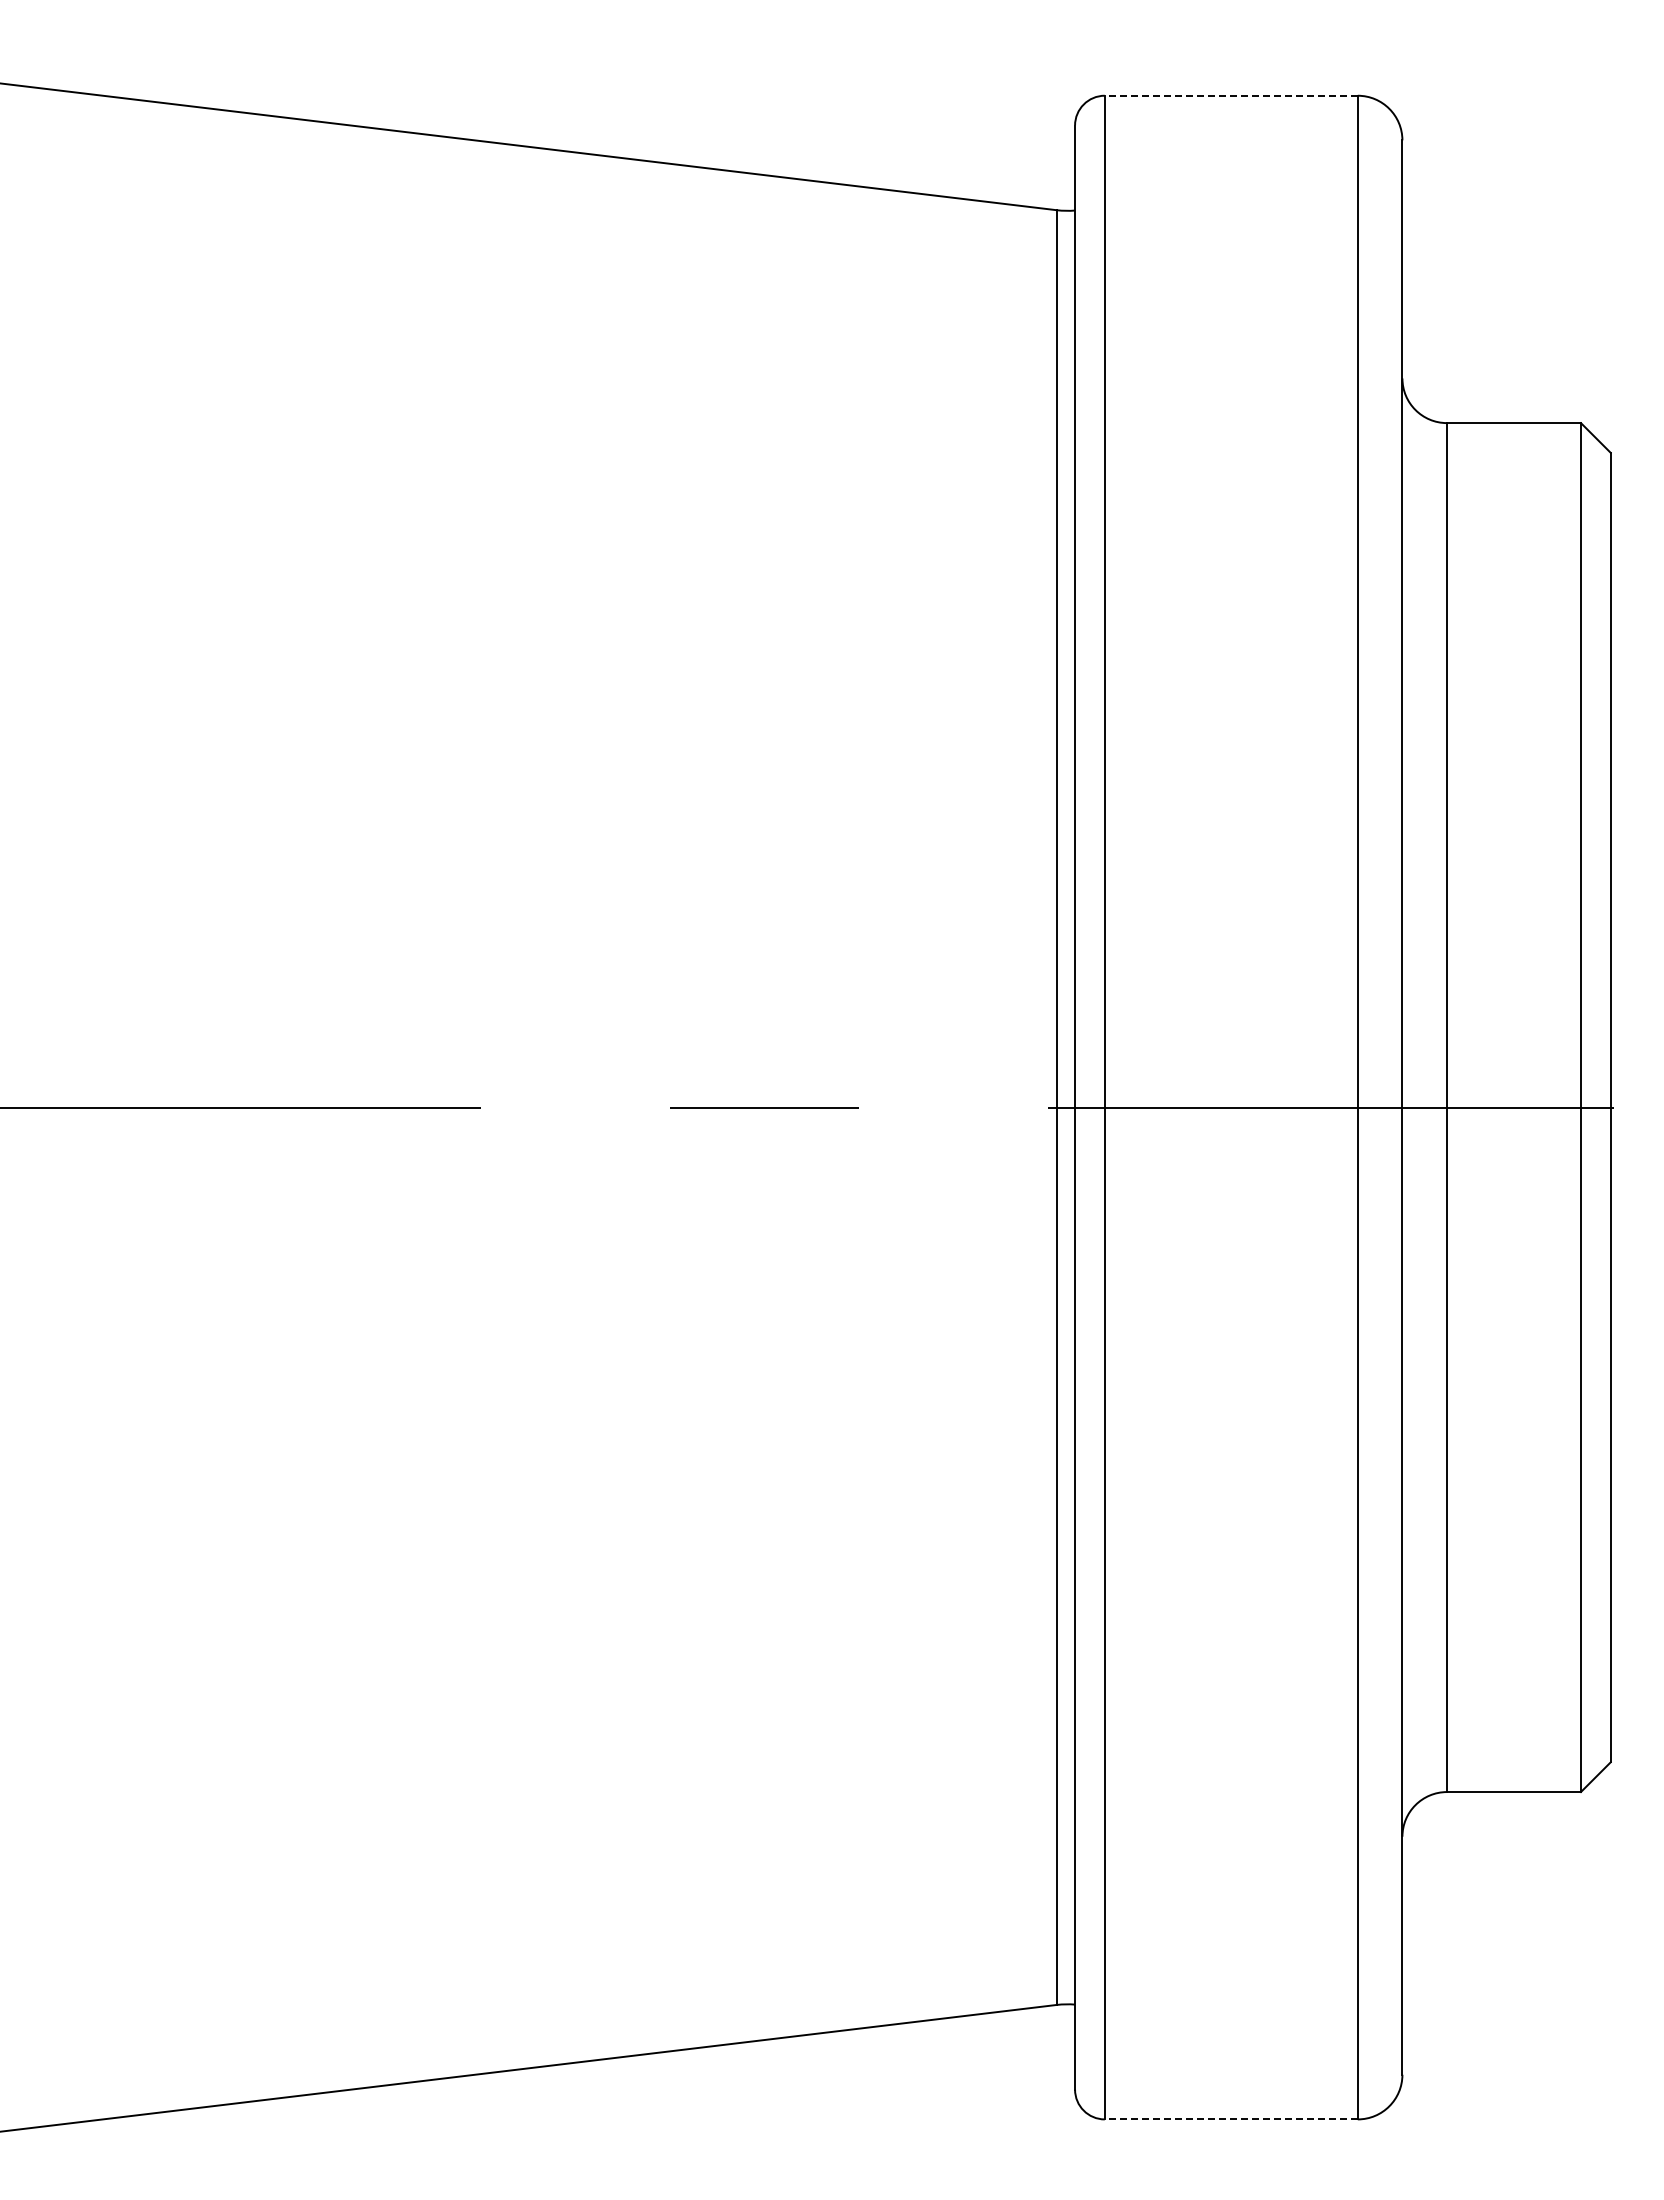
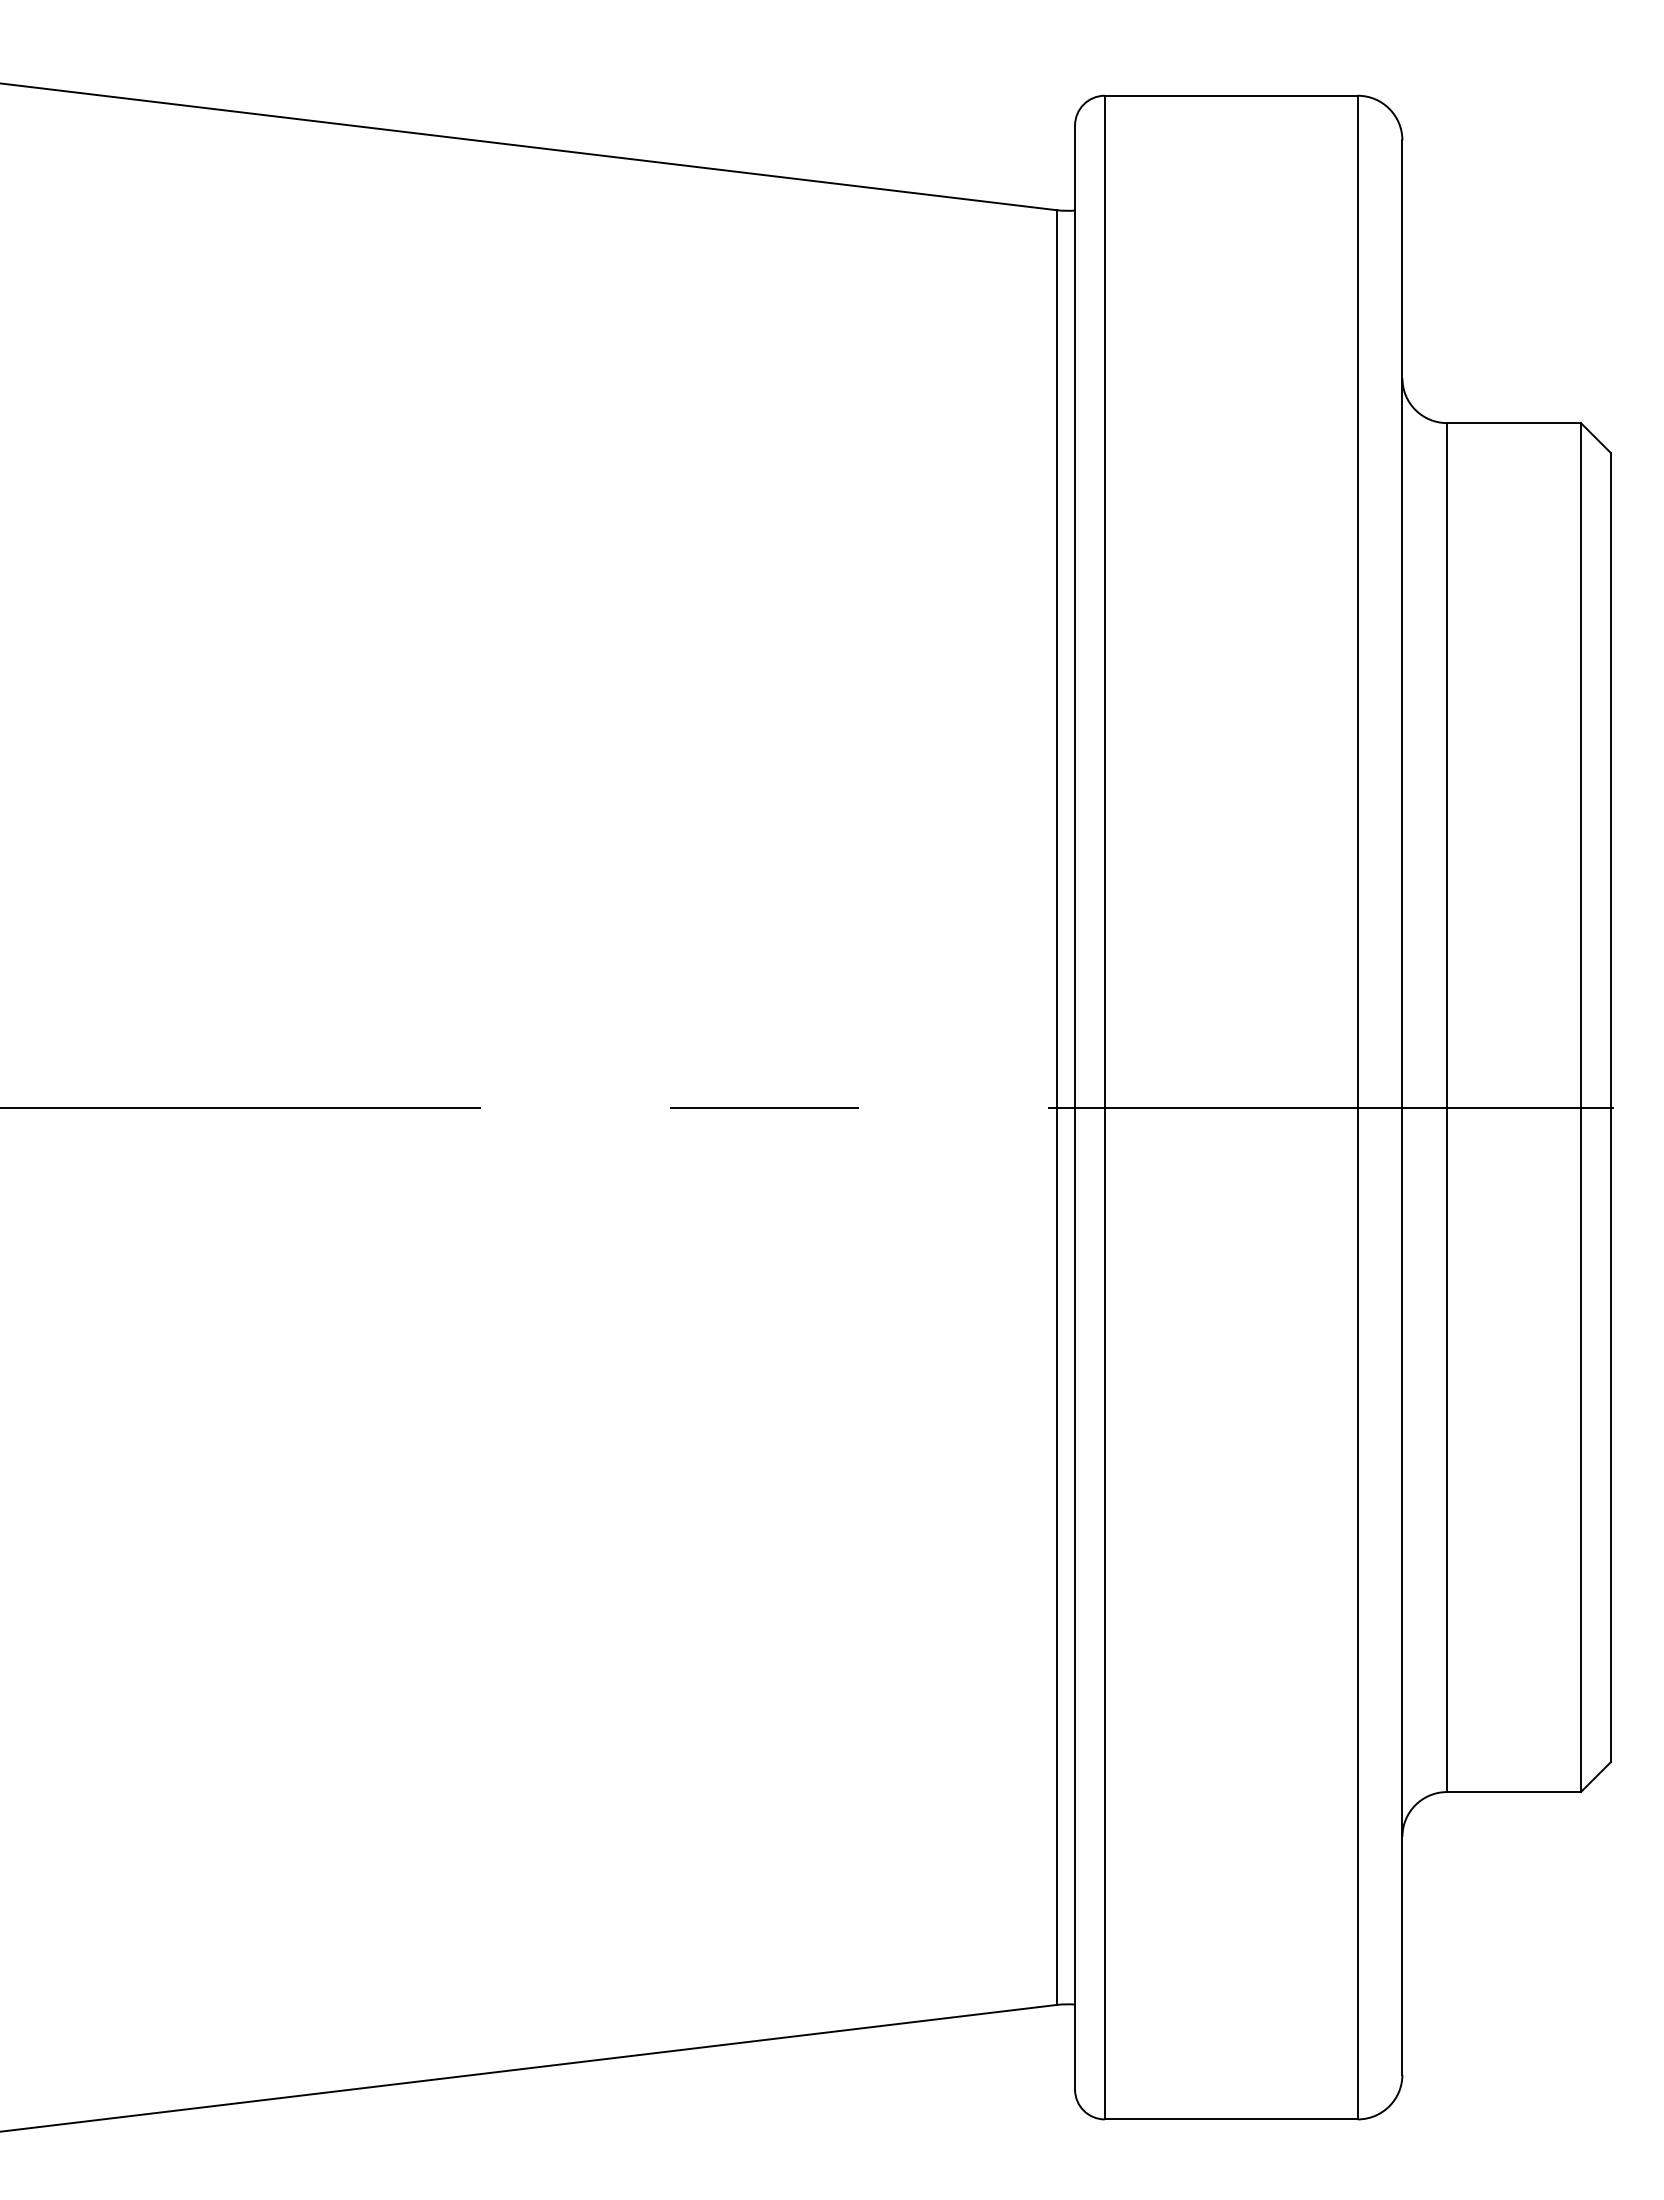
line: dashed -> solid (1230, 95)
line: dashed -> solid (1230, 2119)
